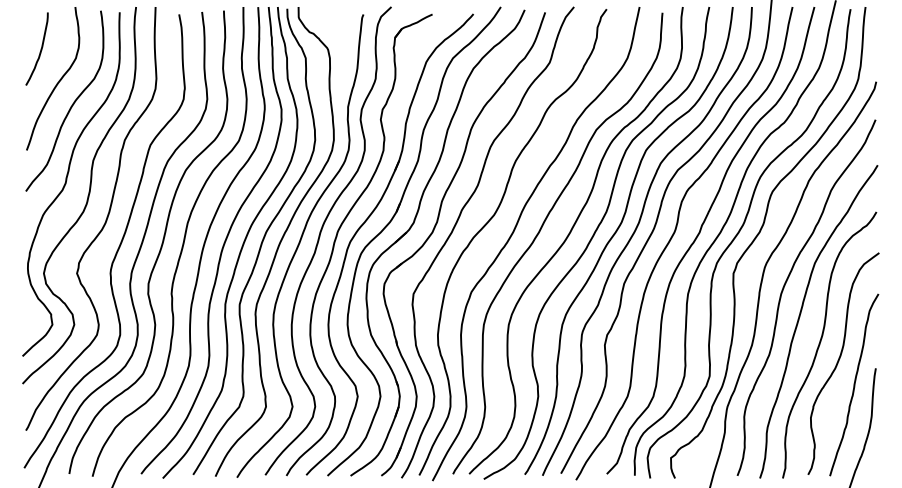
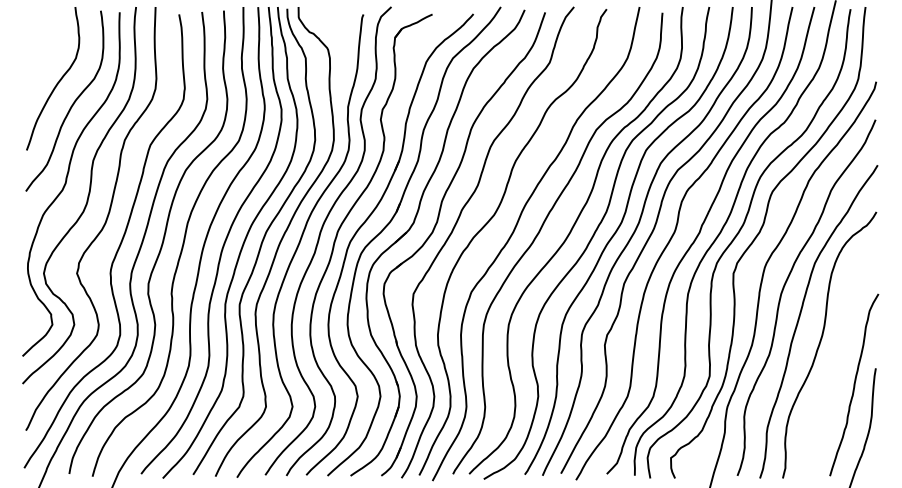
curve: present -> none (40, 48)
curve: present -> none (839, 361)
